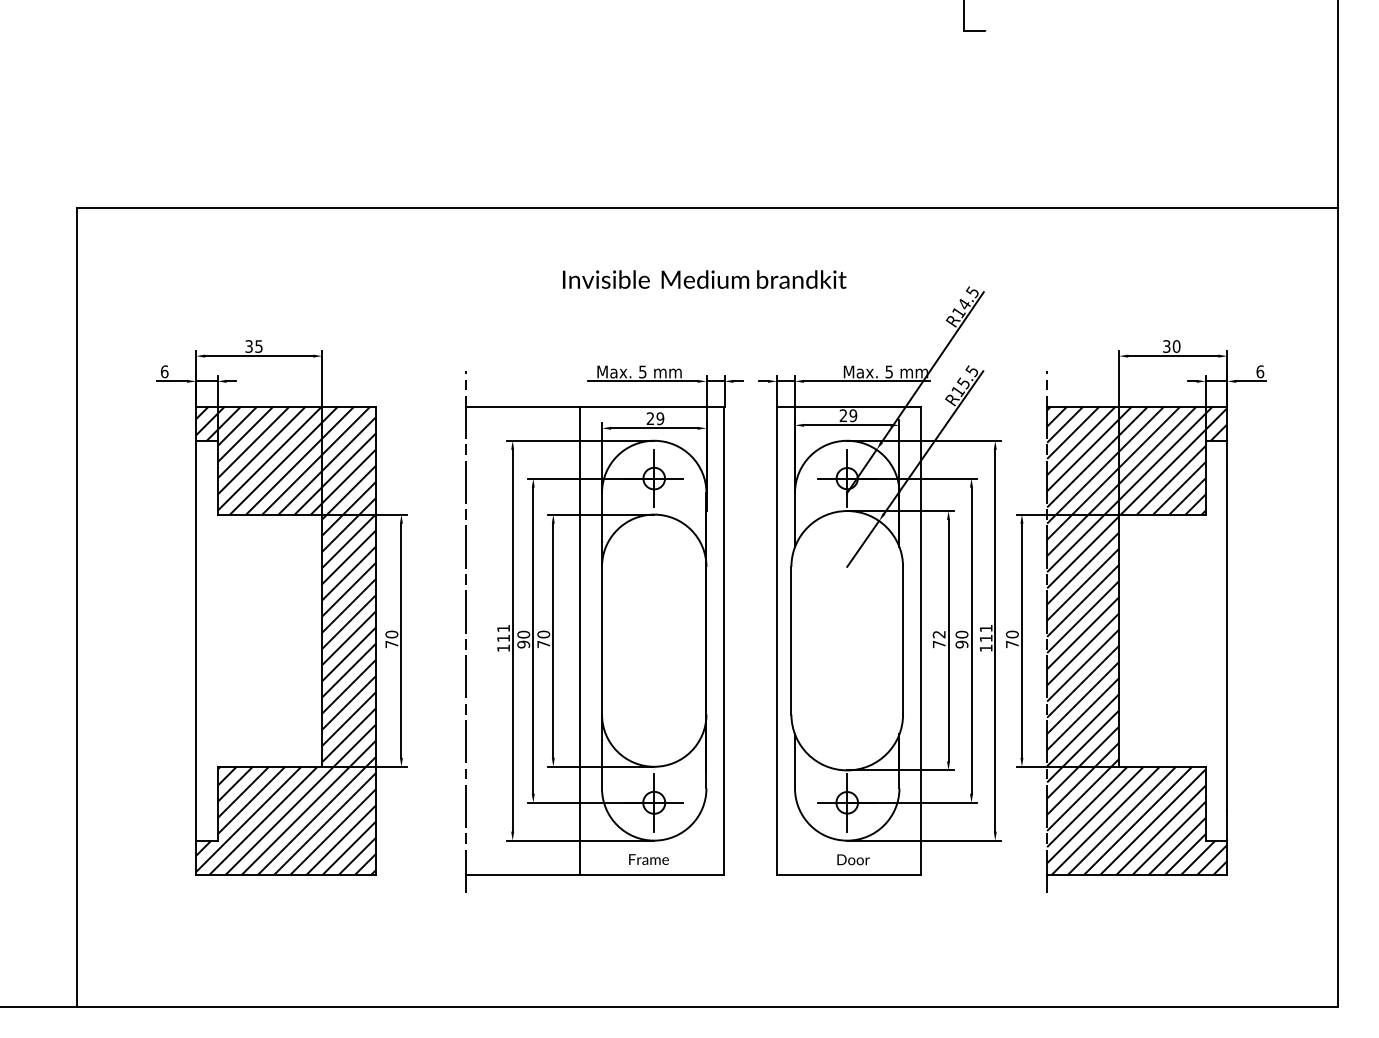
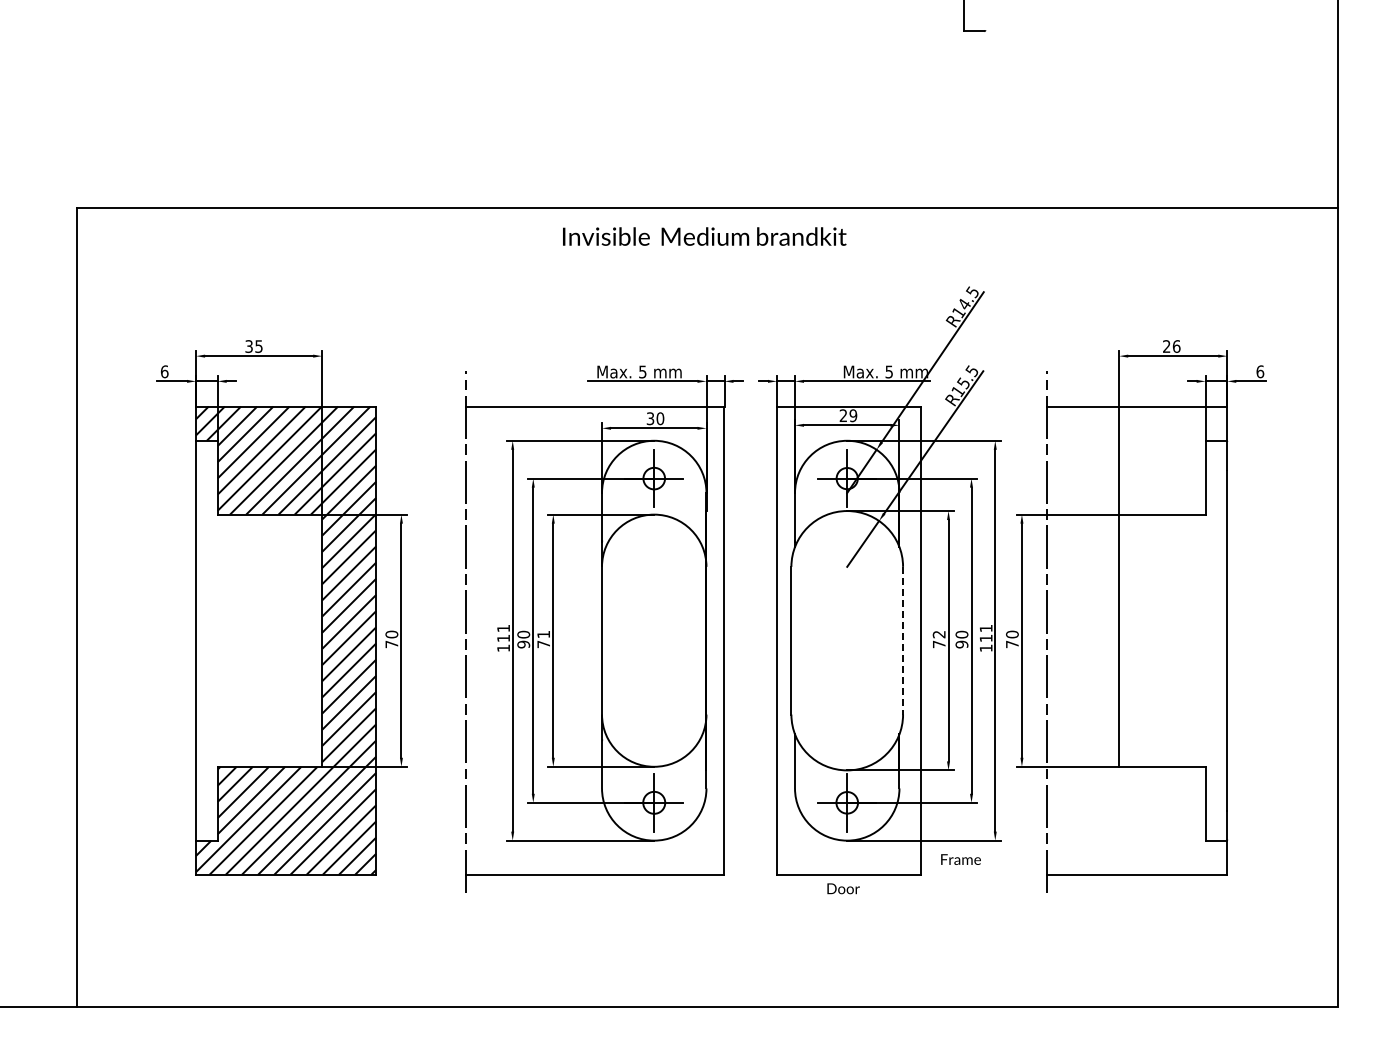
text position: (704, 279) -> (704, 236) (704, 236)
text: 30 -> 26 (1171, 346)
text: 29 -> 30 (655, 418)
text: 70 -> 71 (543, 634)
line: present -> none (580, 640)
line: solid -> dashed (903, 640)
hatch: present -> none (1137, 640)
text position: (648, 859) -> (960, 859) (960, 859)
text position: (853, 859) -> (843, 888) (843, 888)
